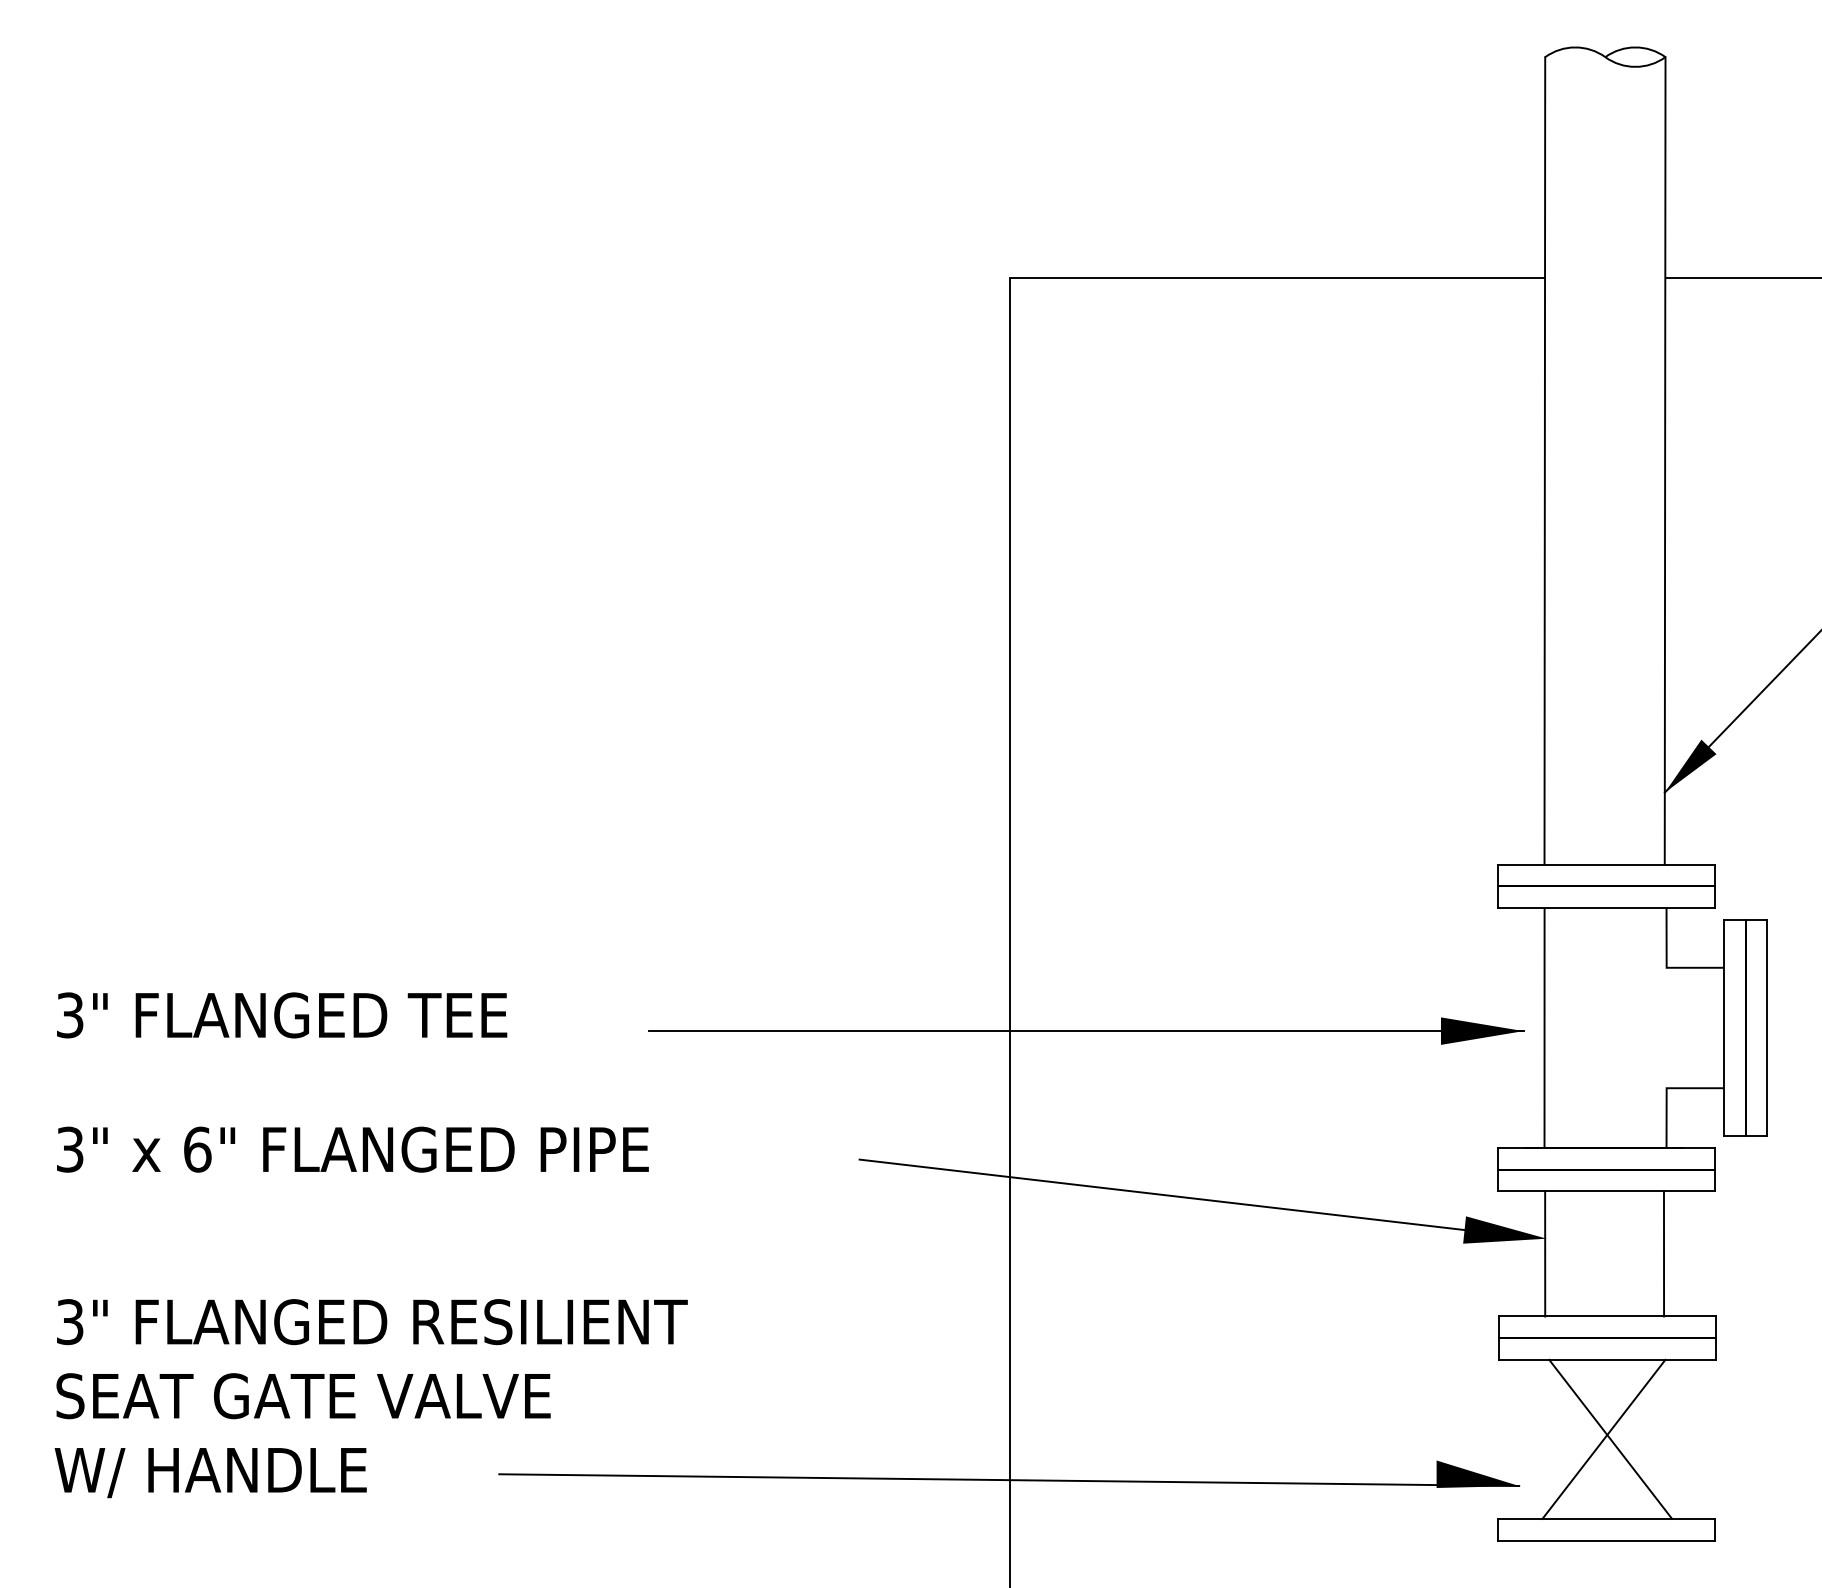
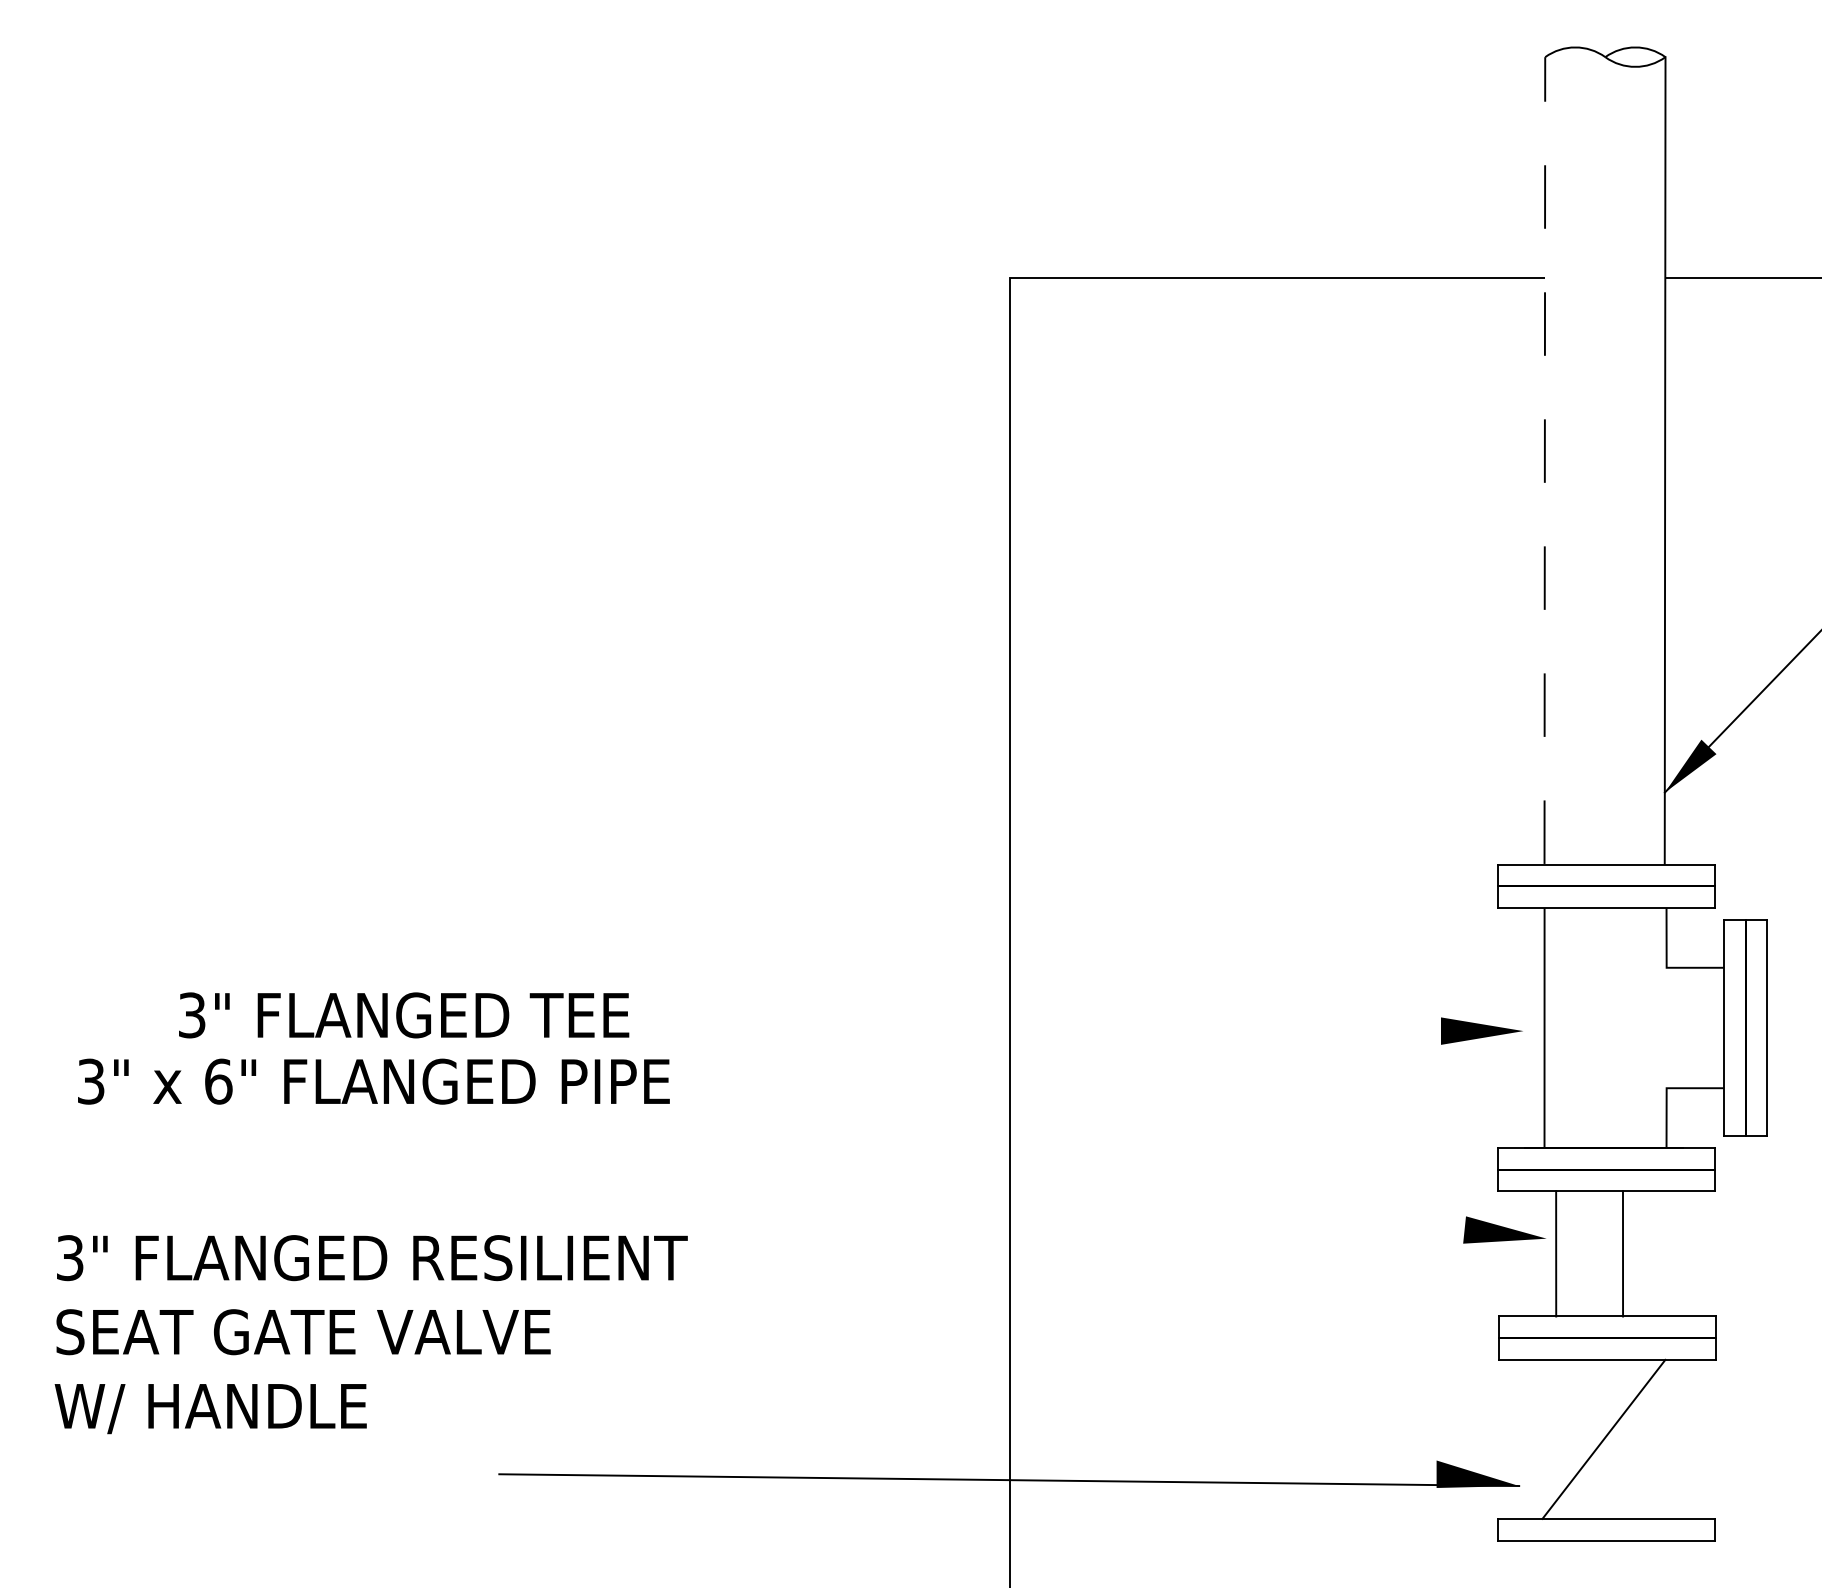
line: solid -> dashed (1544, 460)
text position: (282, 1015) -> (404, 1015) (404, 1015)
line: present -> none (1085, 1031)
text position: (352, 1149) -> (373, 1081) (373, 1081)
line: present -> none (1161, 1194)
line position: (1545, 1253) -> (1556, 1253) (1556, 1253)
line position: (1663, 1253) -> (1622, 1253) (1622, 1253)
text position: (370, 1398) -> (370, 1334) (370, 1334)
line: present -> none (1610, 1438)
